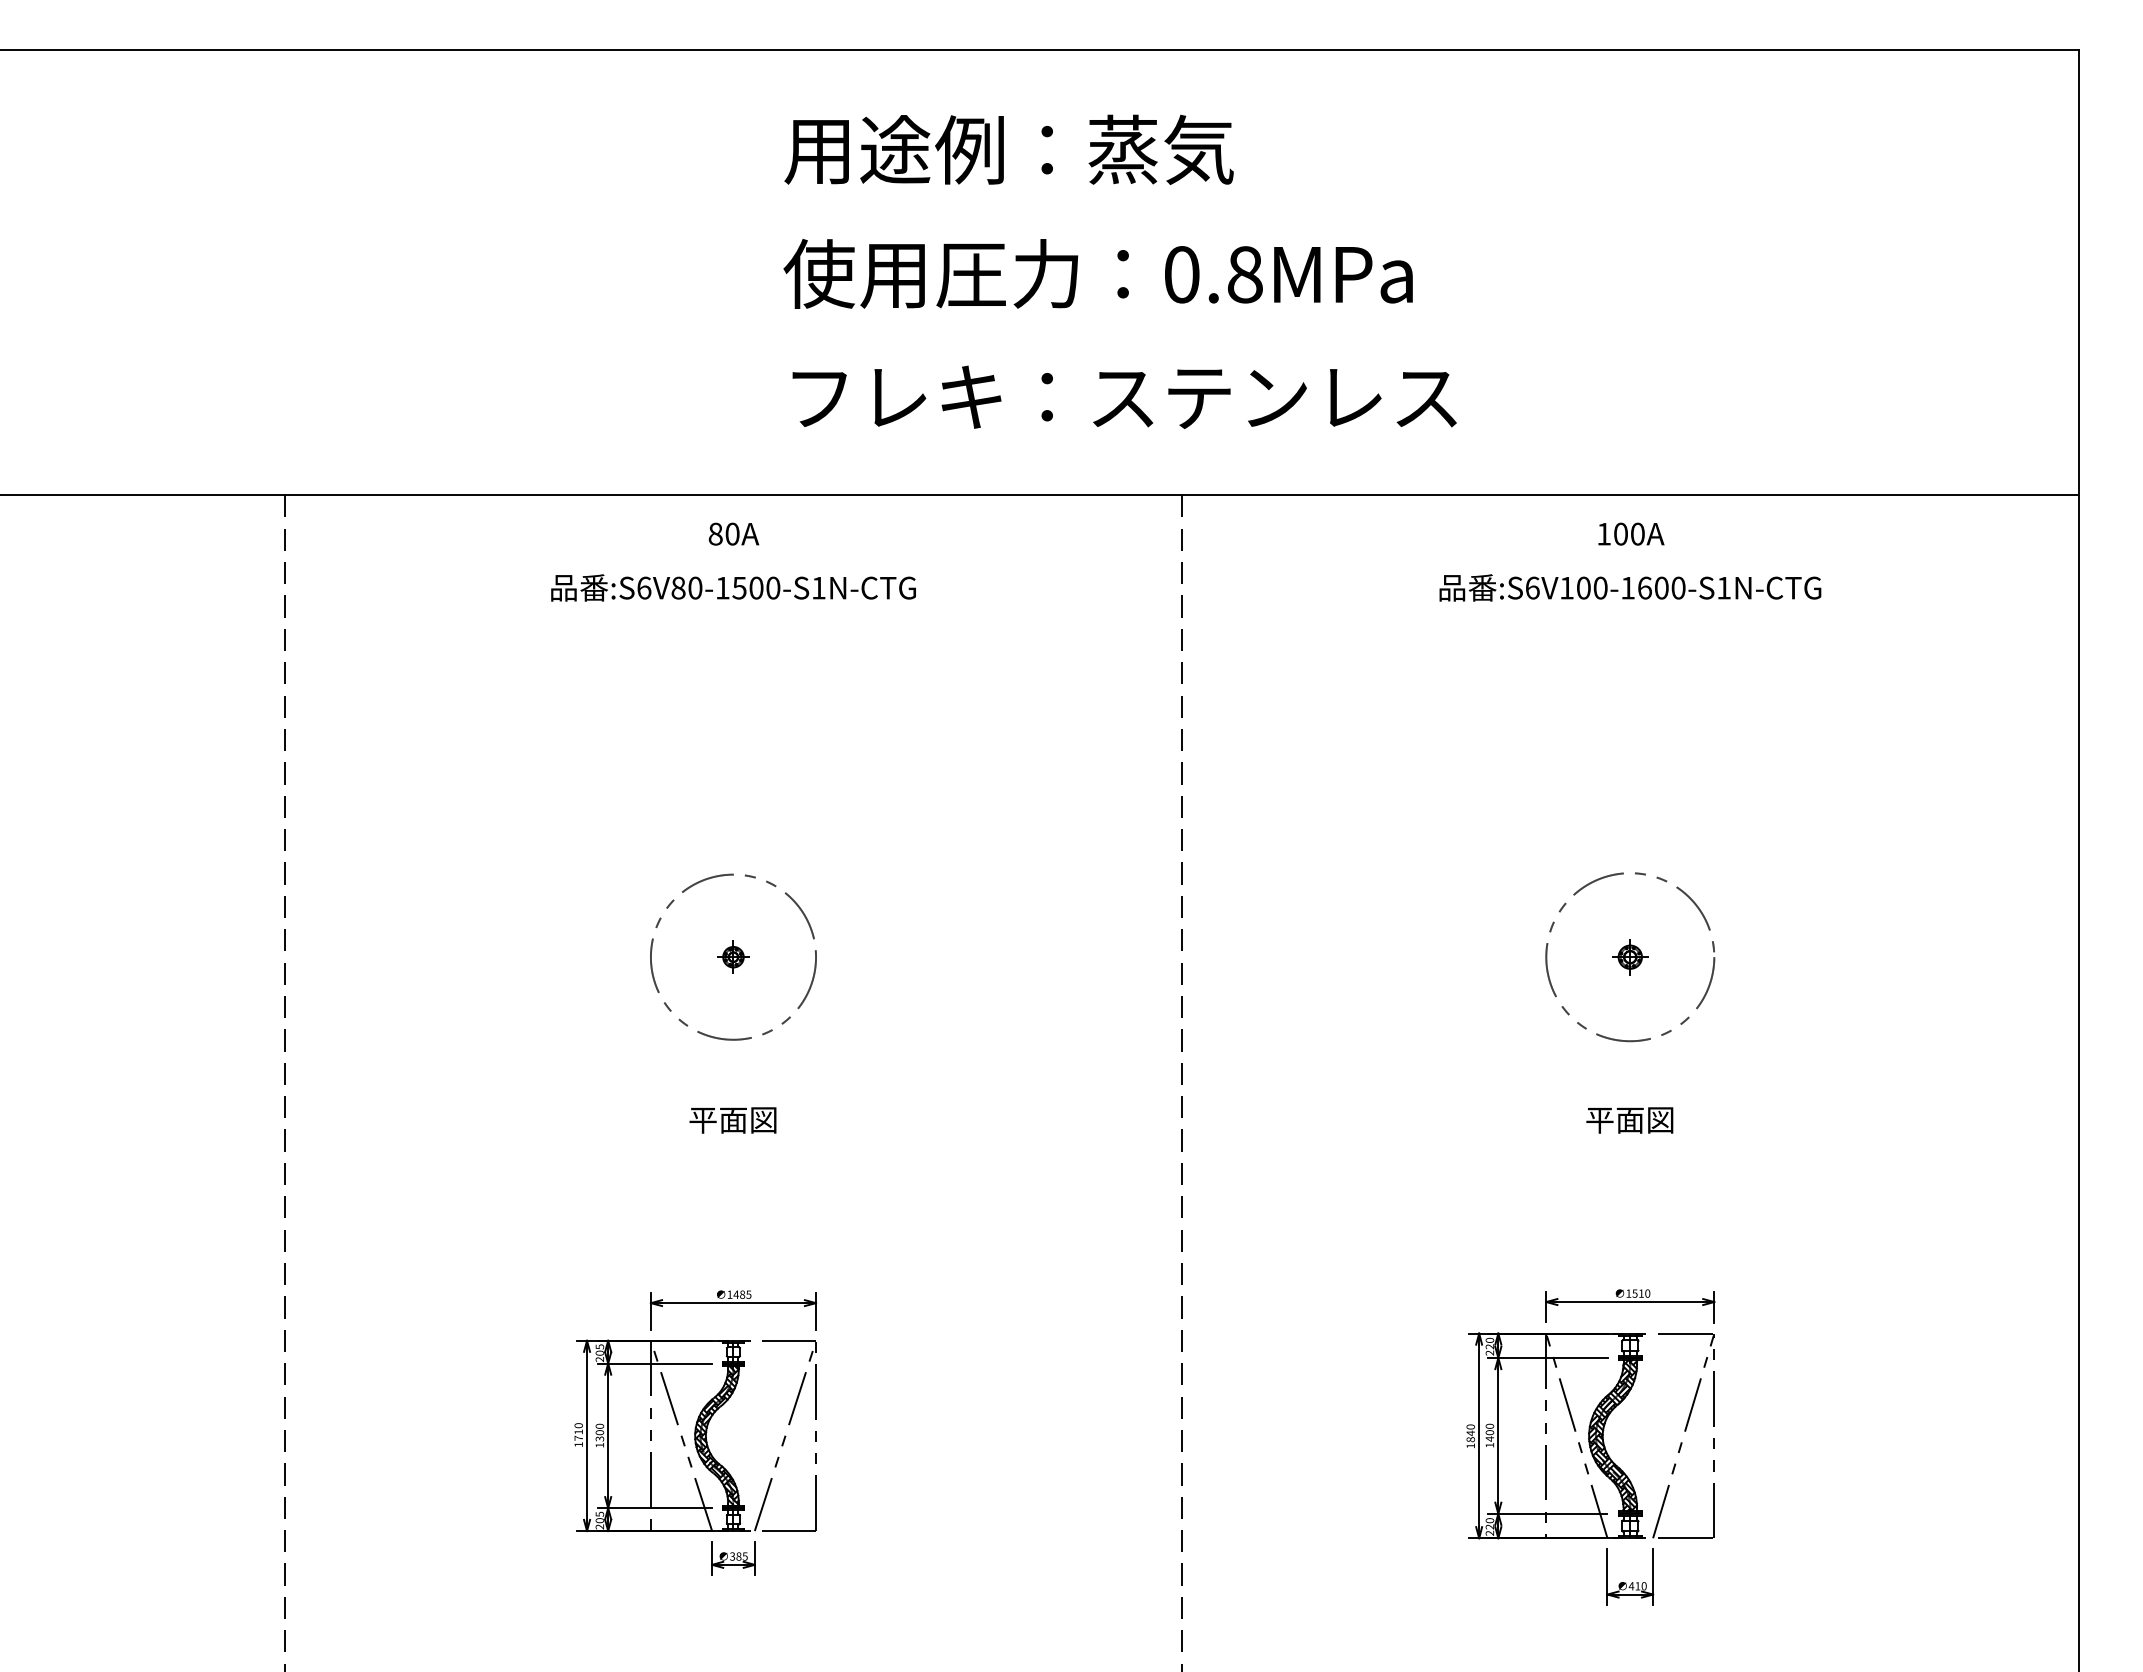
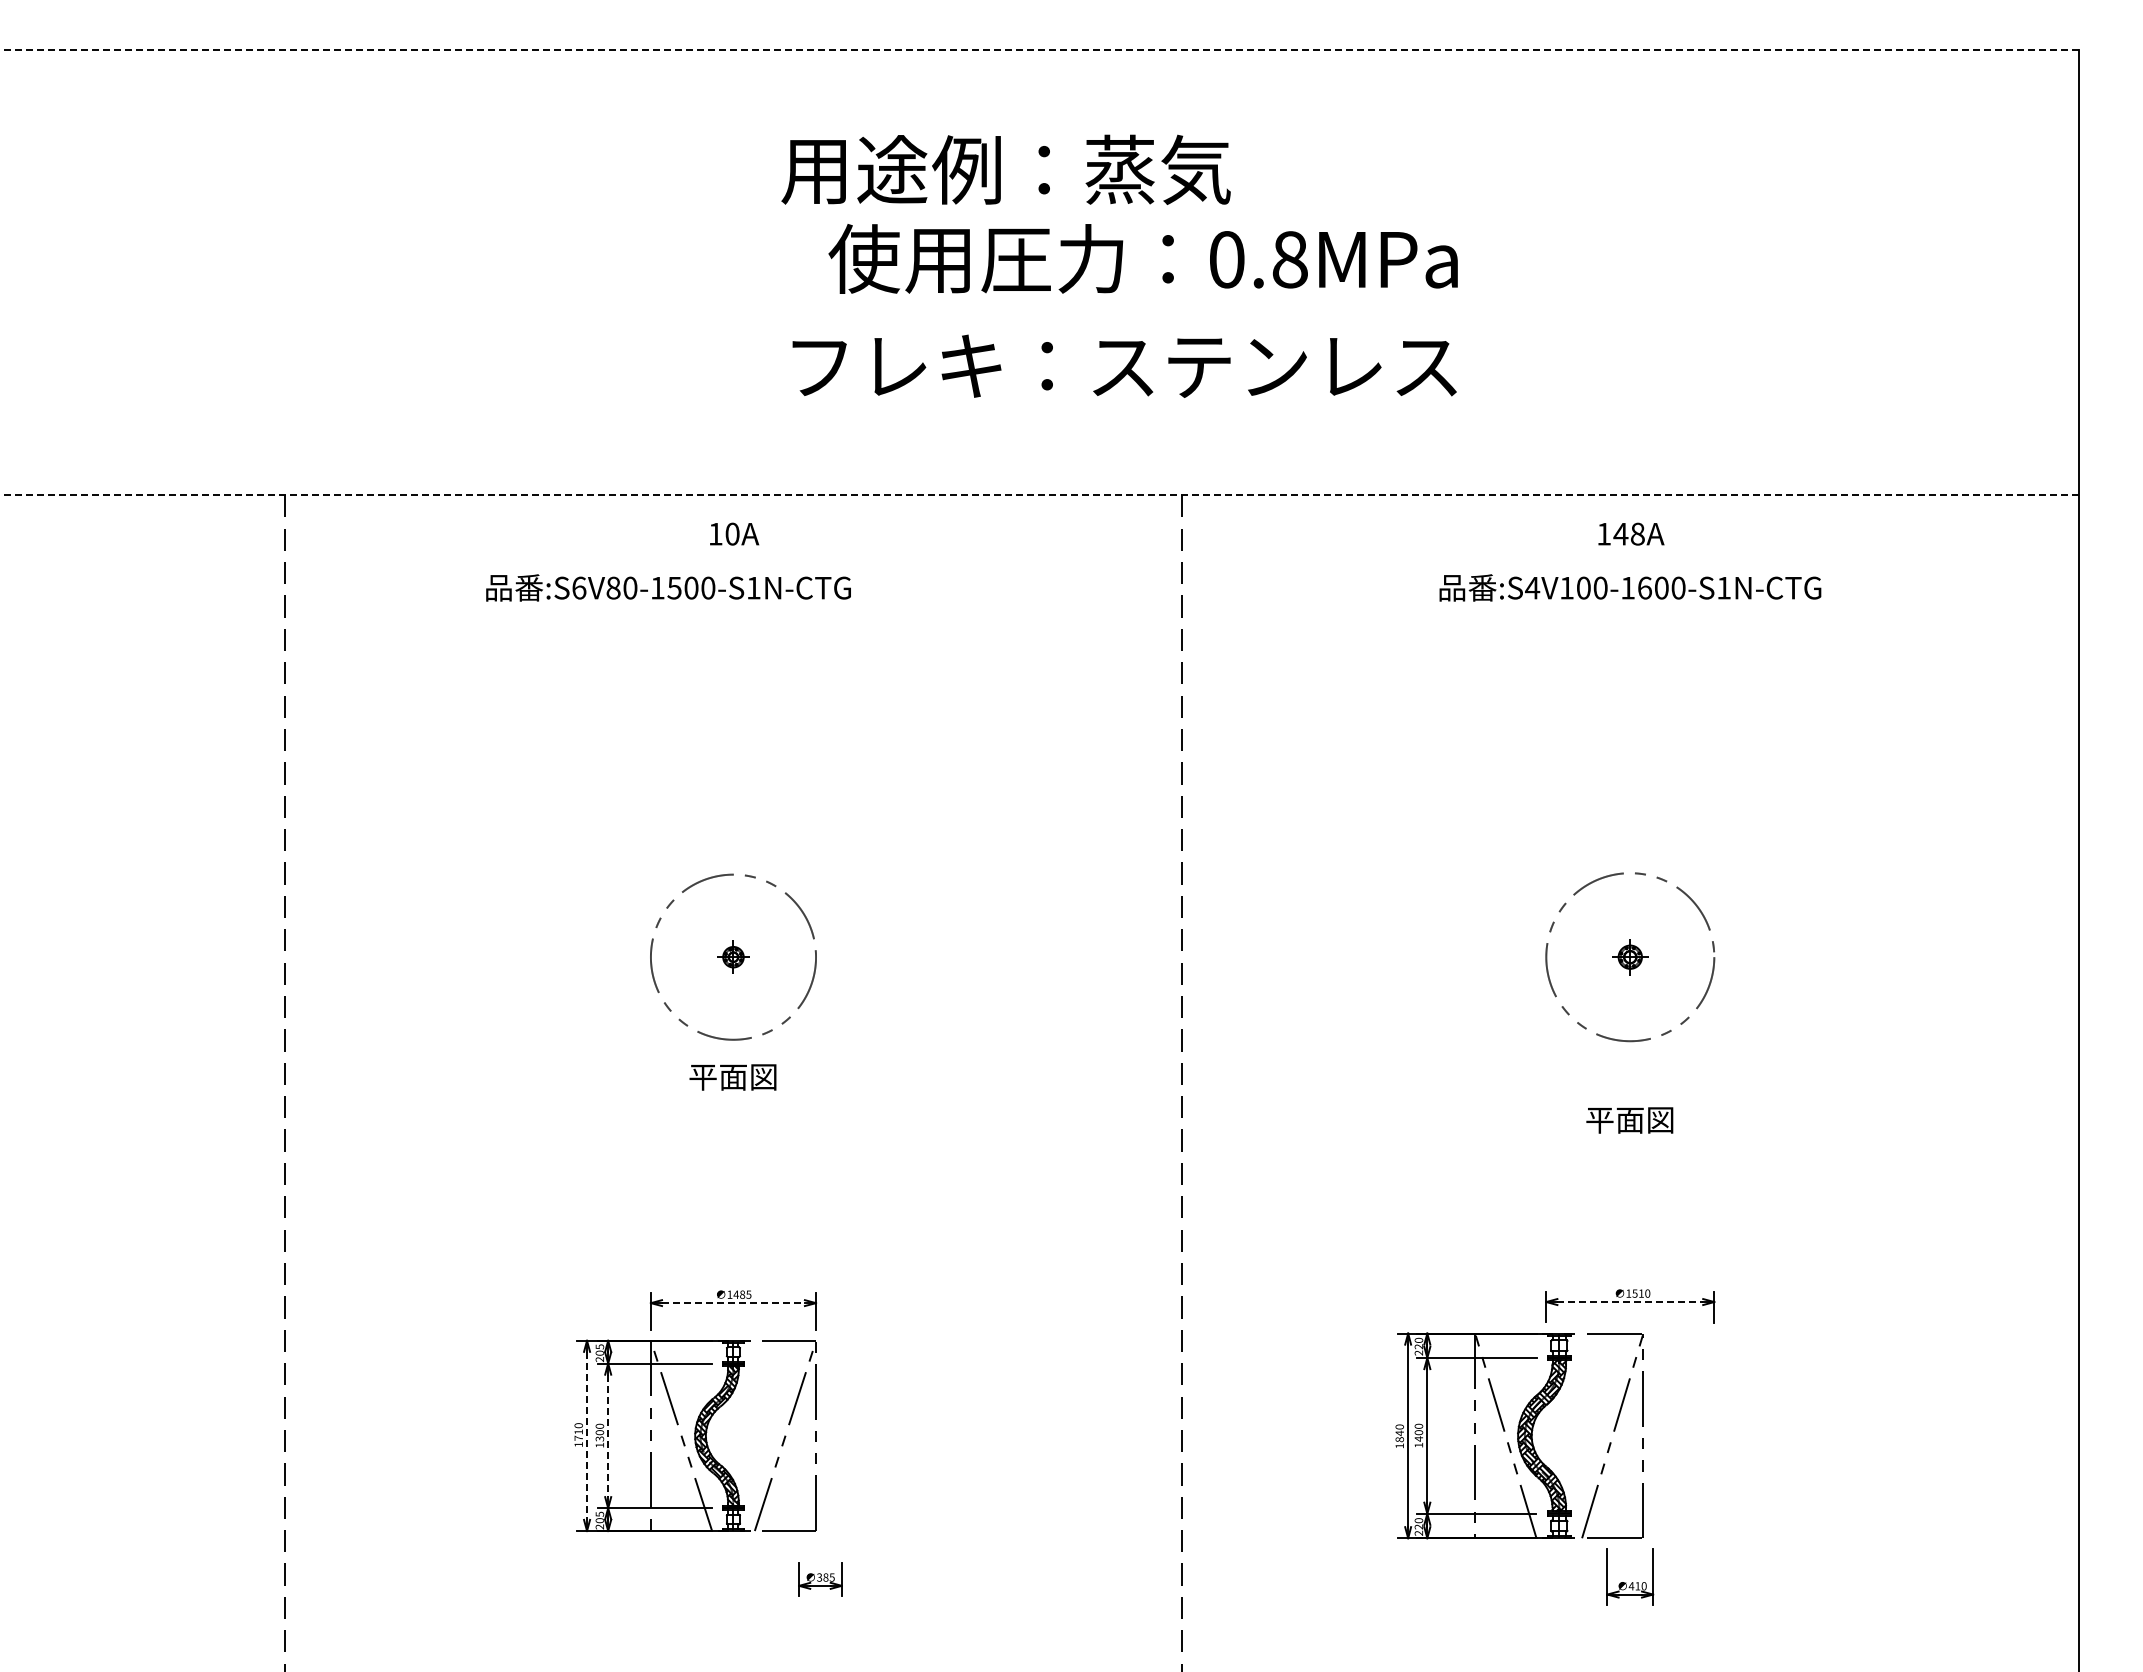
line: solid -> dashed (1038, 50)
text position: (1008, 149) -> (1005, 169) (1005, 169)
text position: (1097, 273) -> (1142, 258) (1142, 258)
text position: (1124, 396) -> (1124, 365) (1124, 365)
line: solid -> dashed (1038, 495)
text: 80A -> 10A (715, 533)
text: 100A -> 148A (1628, 533)
text position: (733, 587) -> (668, 587) (668, 587)
text: :S6V100-1600-S1N-CTG -> :S4V100-1600-S1N-CTG (1532, 587)
text position: (732, 1120) -> (732, 1077) (732, 1077)
line: solid -> dashed (1630, 1302)
line: solid -> dashed (733, 1303)
part position: (1590, 1435) -> (1519, 1435) (1519, 1435)
line: solid -> dashed (587, 1436)
line: solid -> dashed (608, 1436)
part position: (733, 1558) -> (820, 1579) (820, 1579)
